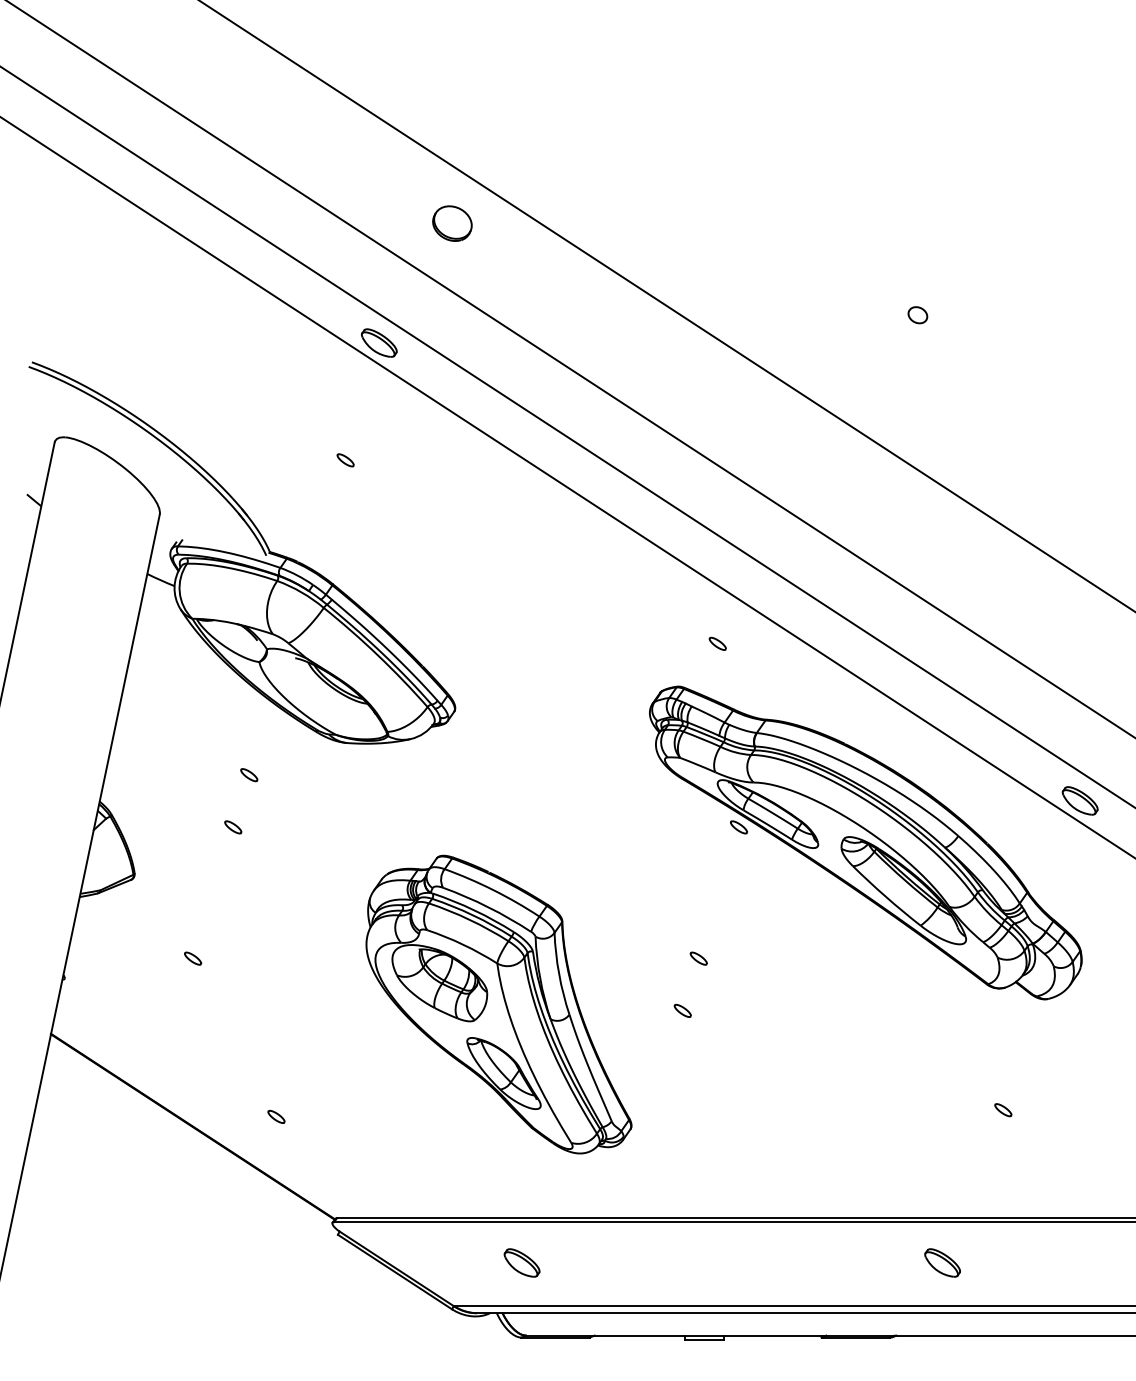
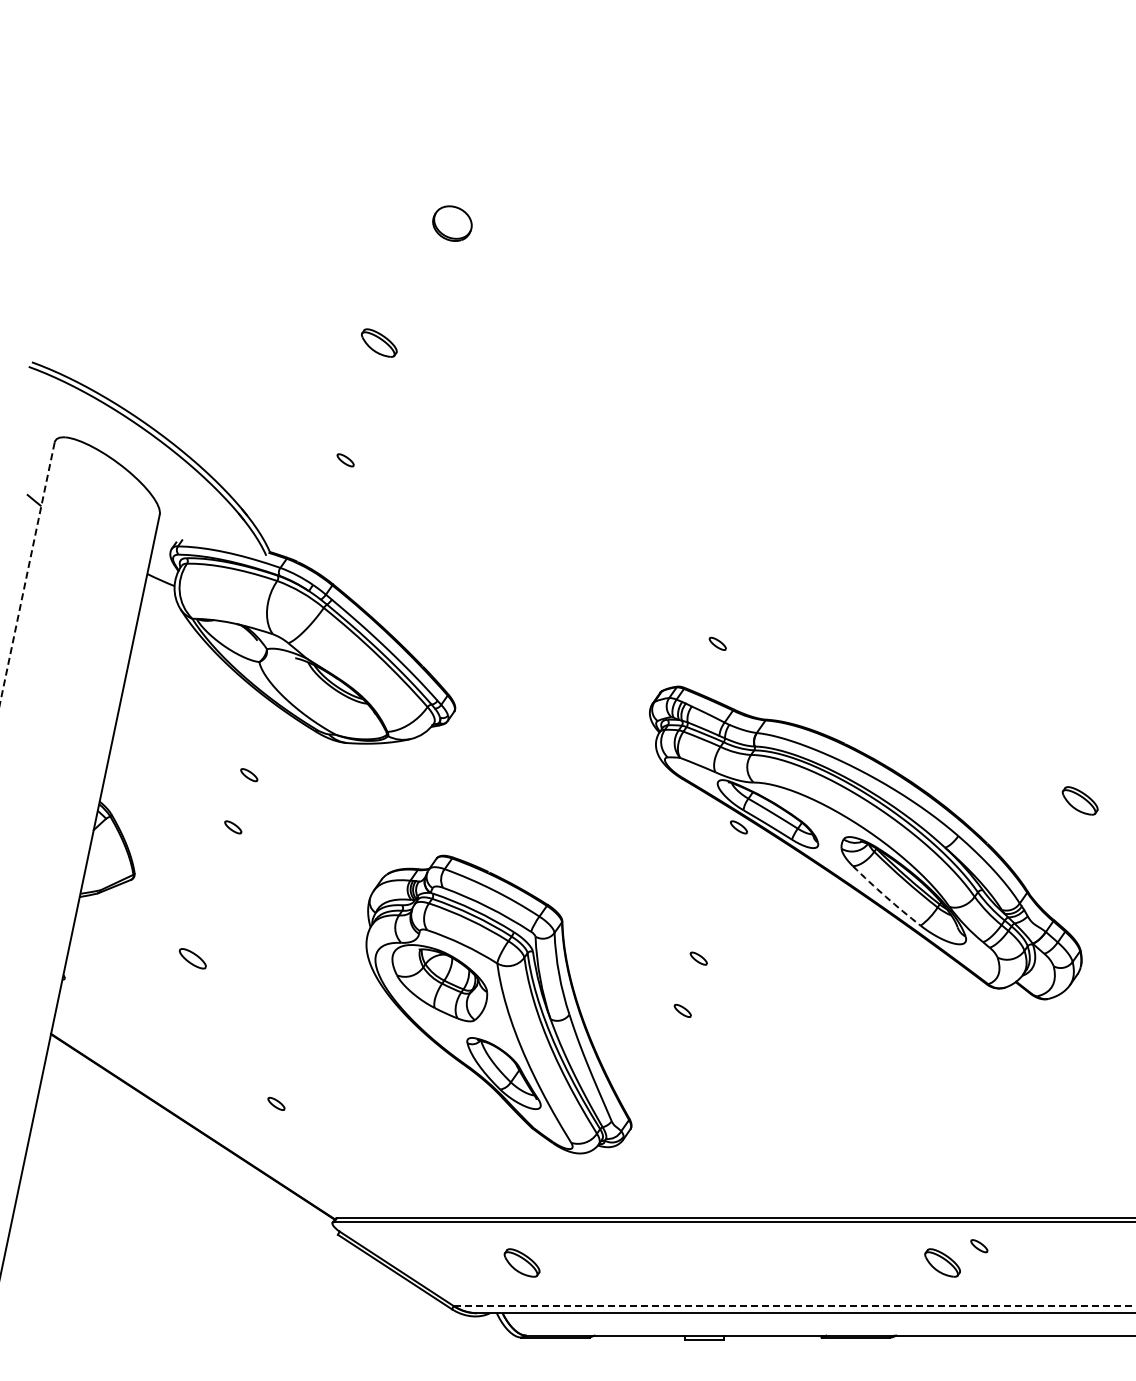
line: present -> none (666, 306)
part: present -> none (917, 315)
line: present -> none (570, 369)
line: present -> none (567, 436)
line: present -> none (567, 487)
line: solid -> dashed (27, 572)
arc: solid -> dashed (885, 896)
part size: 19x15 px -> 29x22 px (192, 958)
part position: (1003, 1110) -> (979, 1246) (979, 1246)
part position: (276, 1116) -> (276, 1103) (276, 1103)
line: solid -> dashed (794, 1306)
